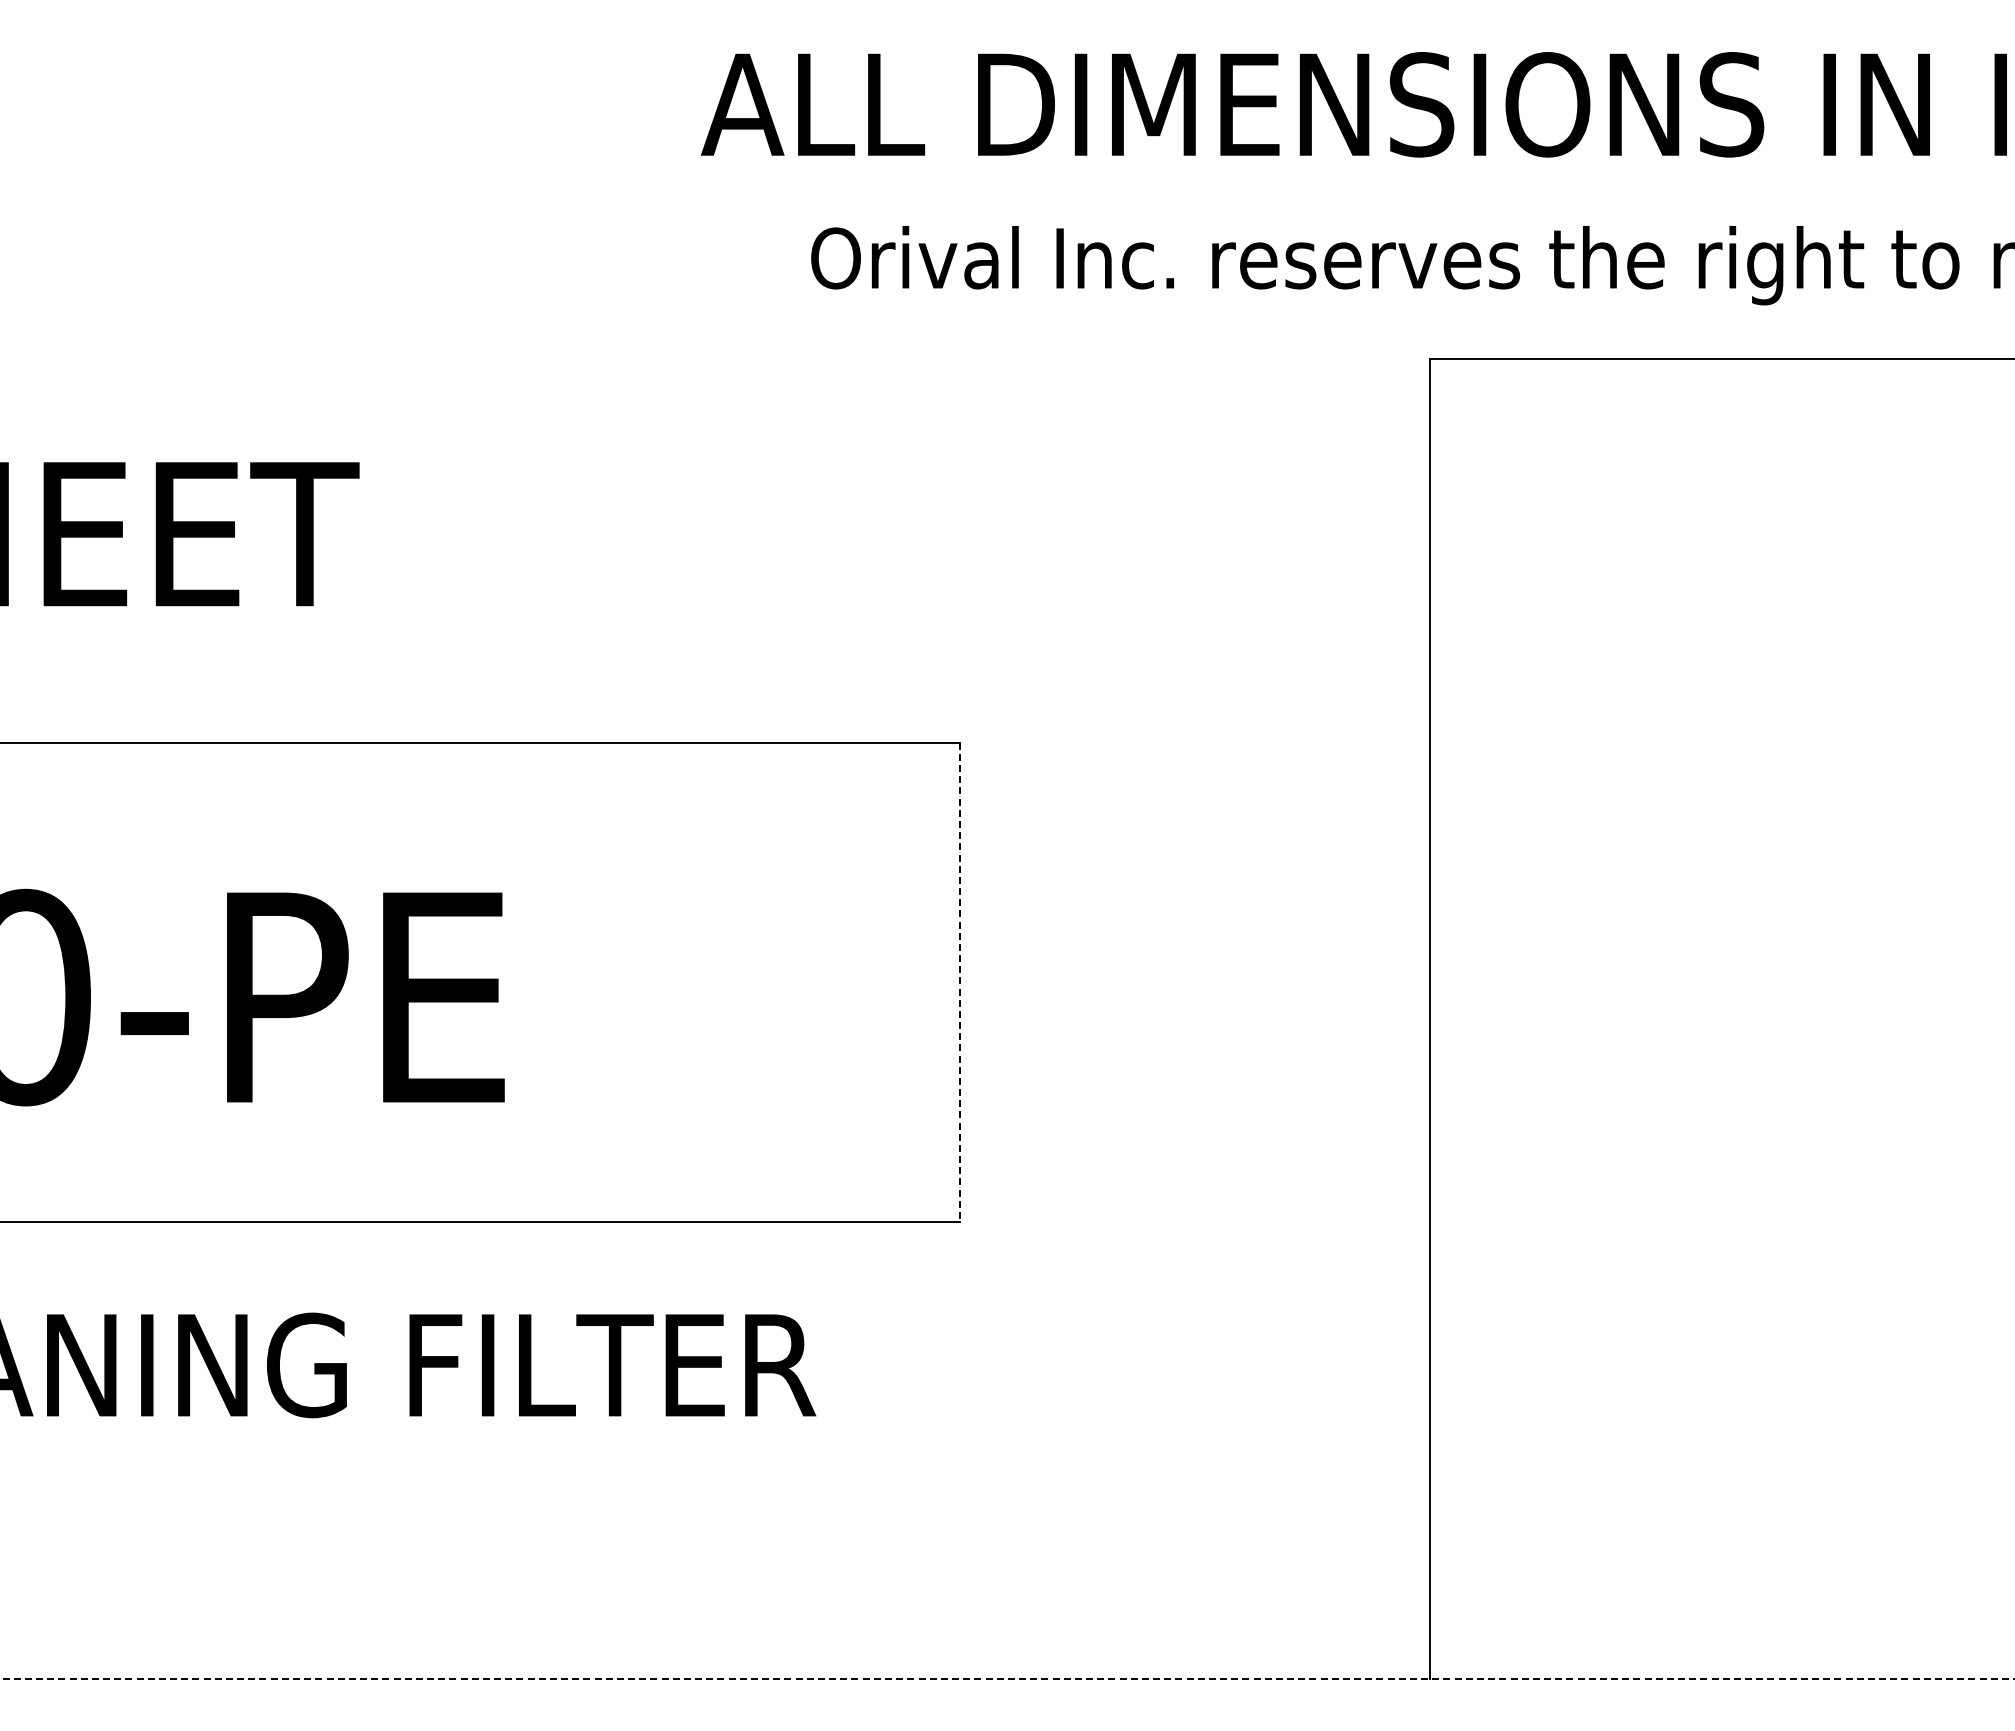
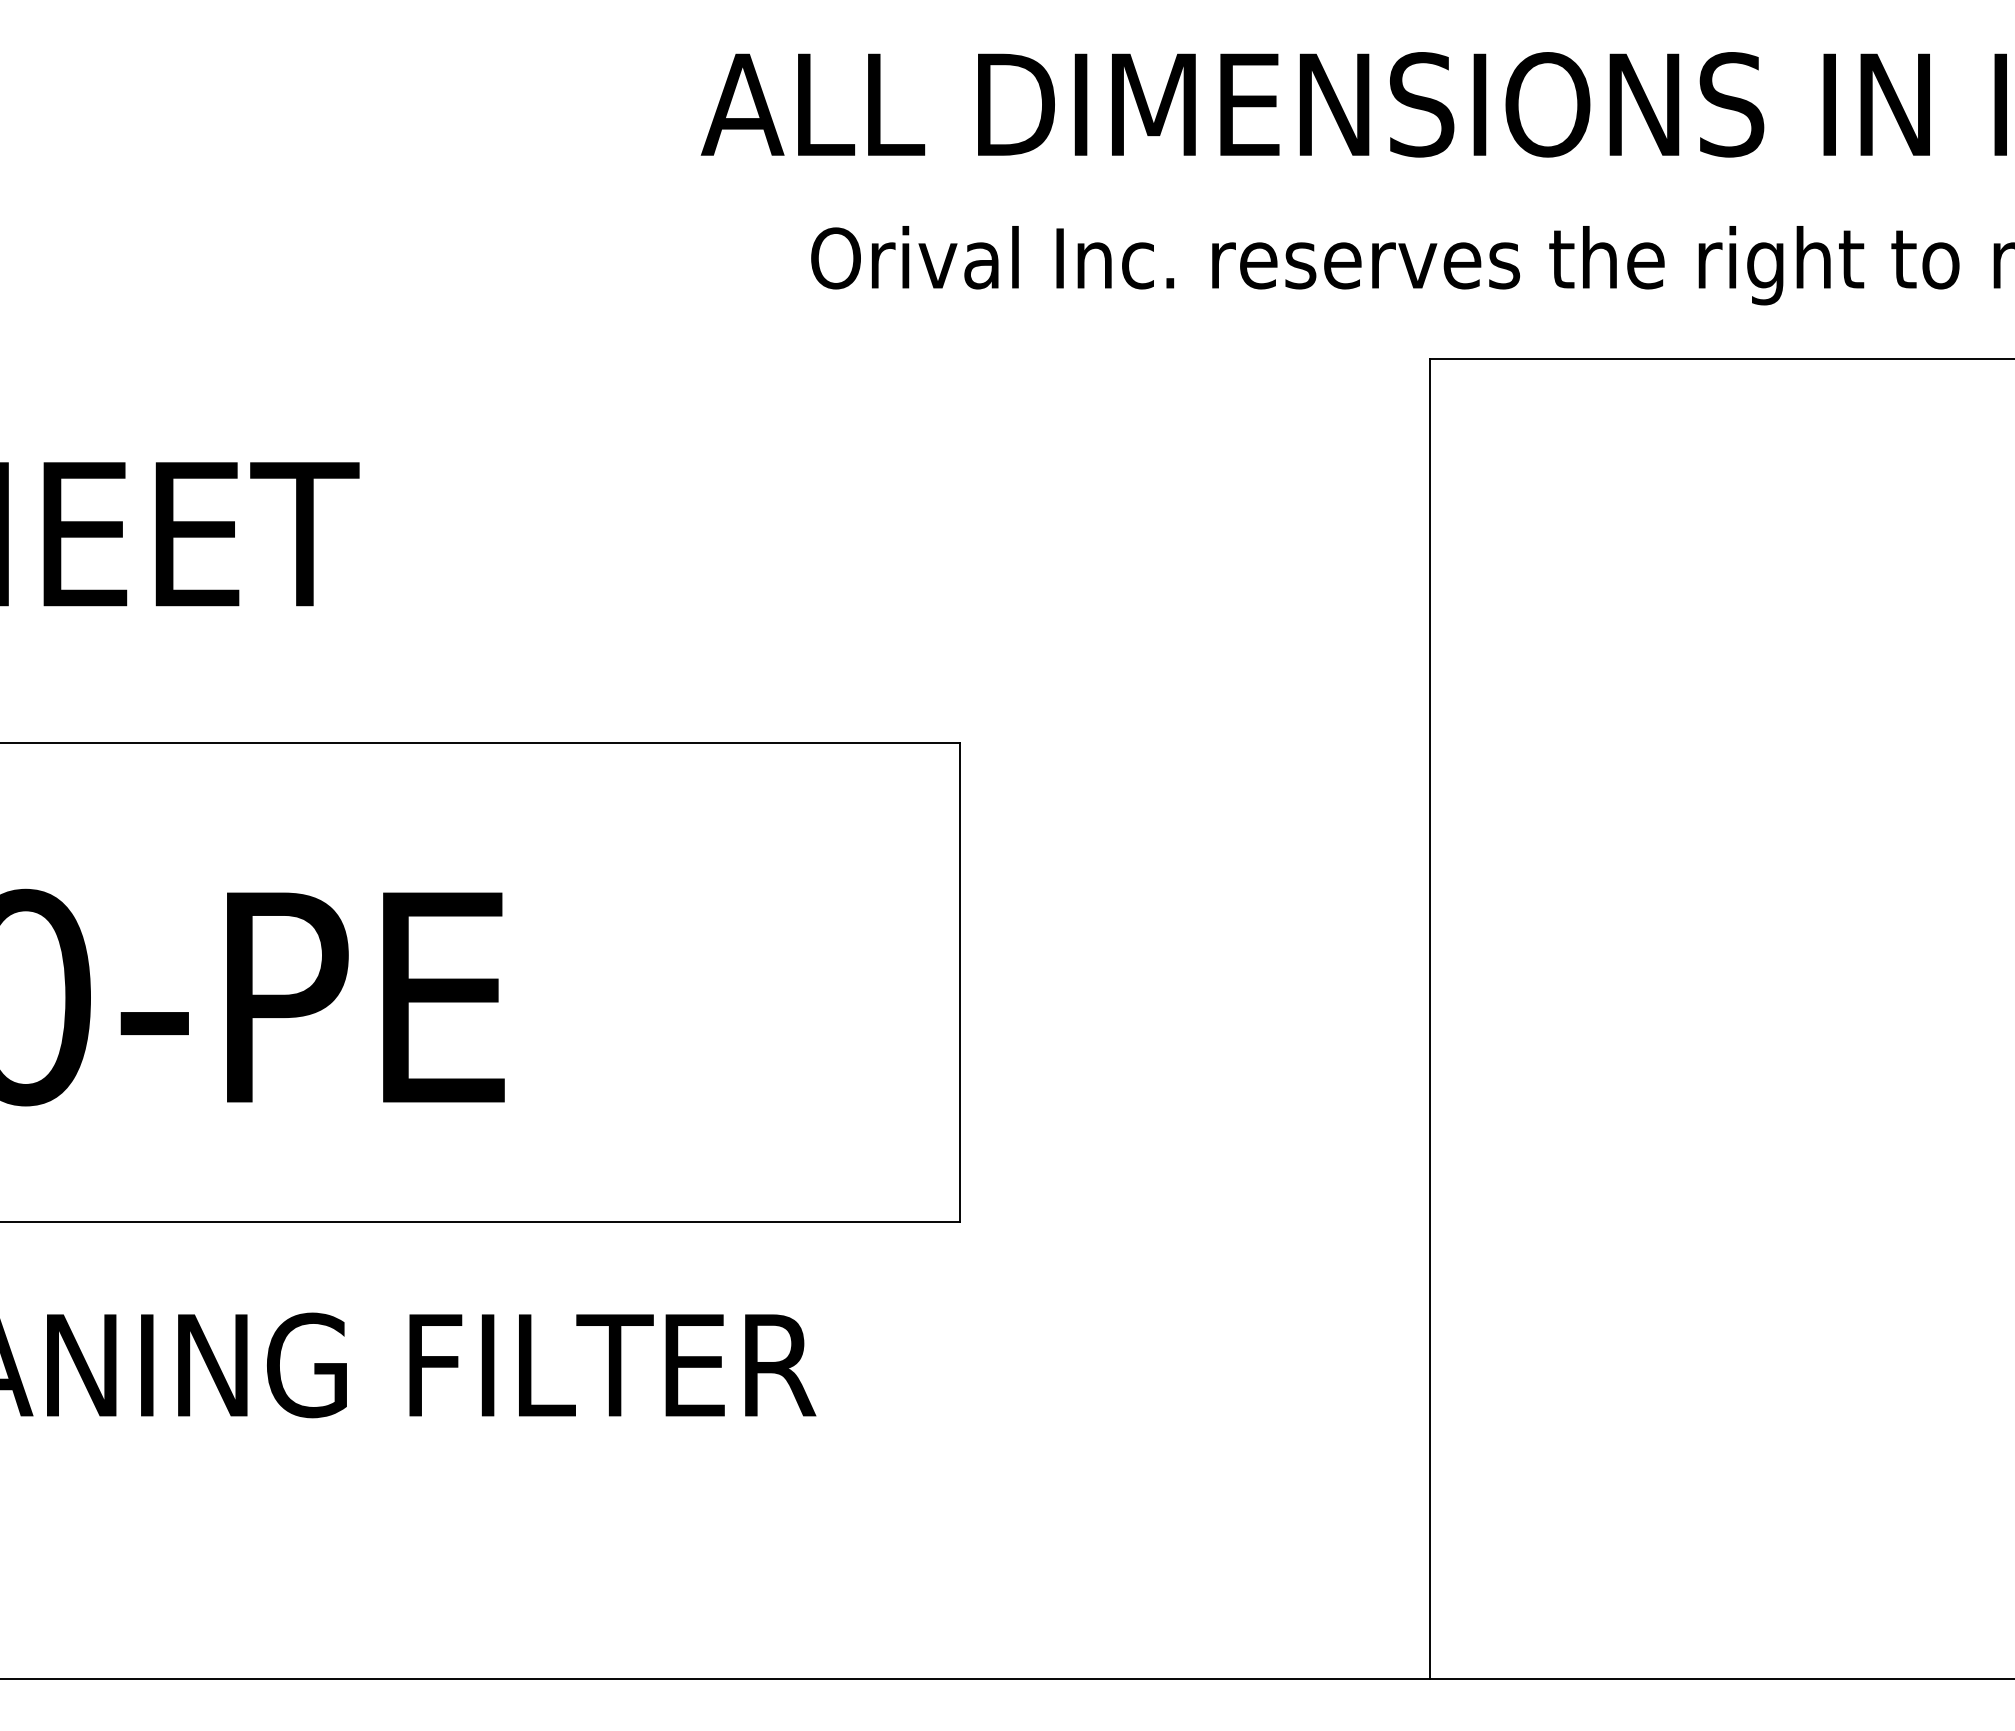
line: dashed -> solid (960, 982)
line: dashed -> solid (1007, 1678)
